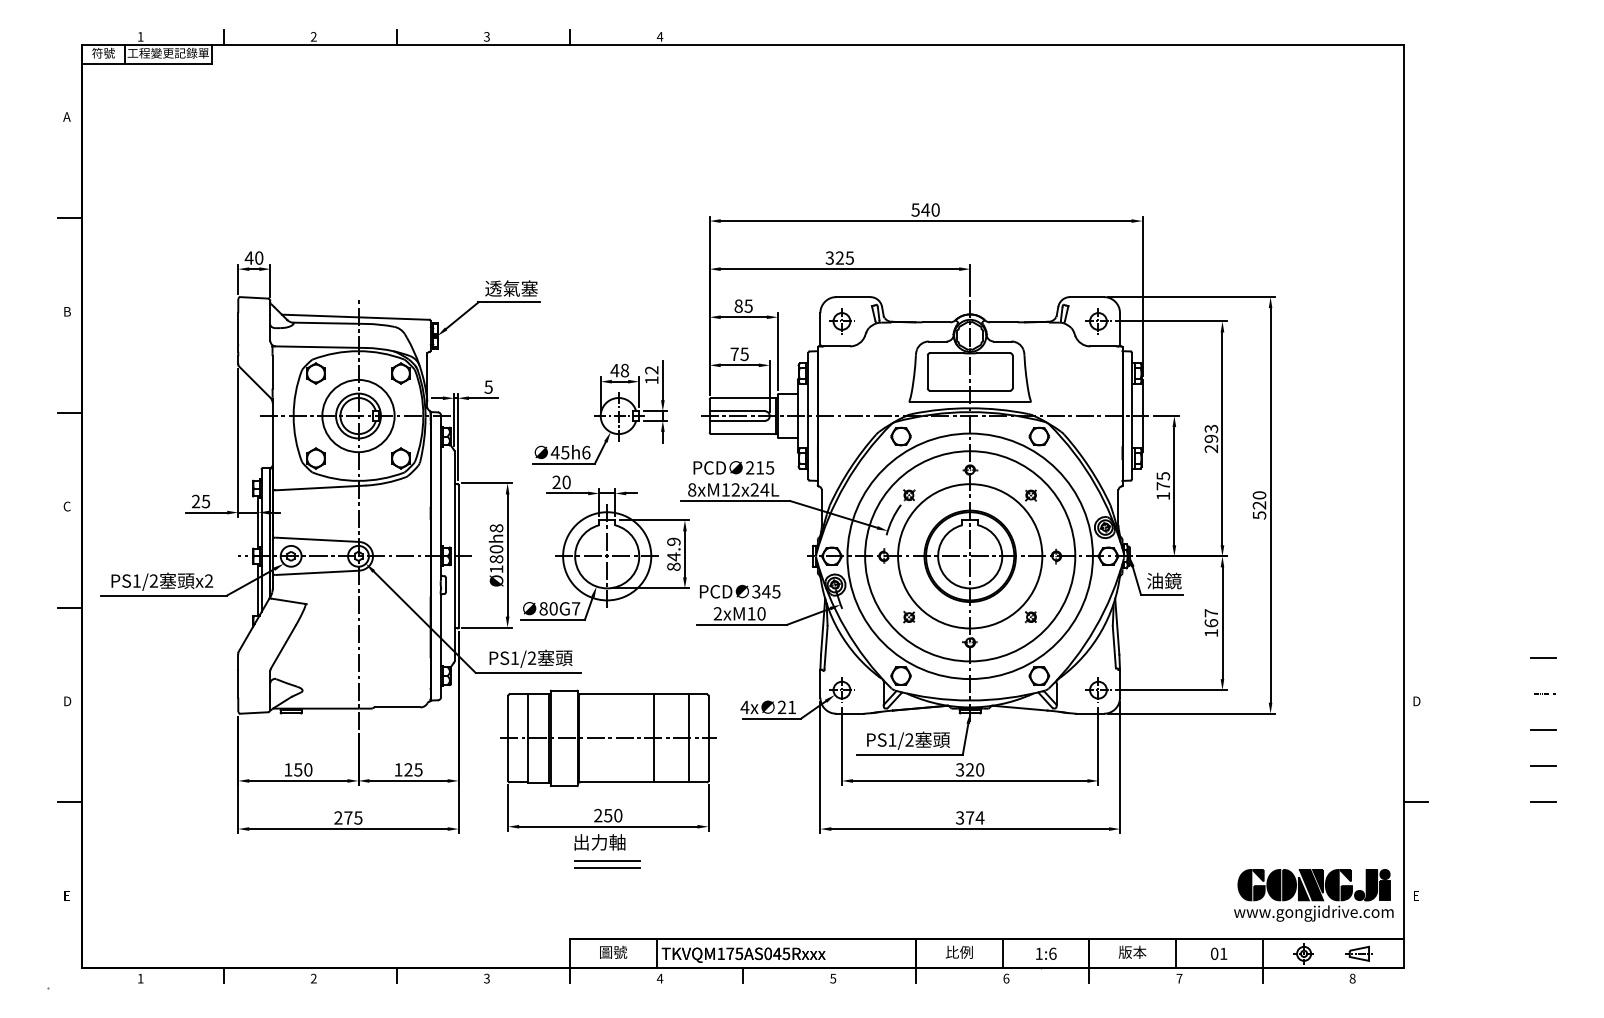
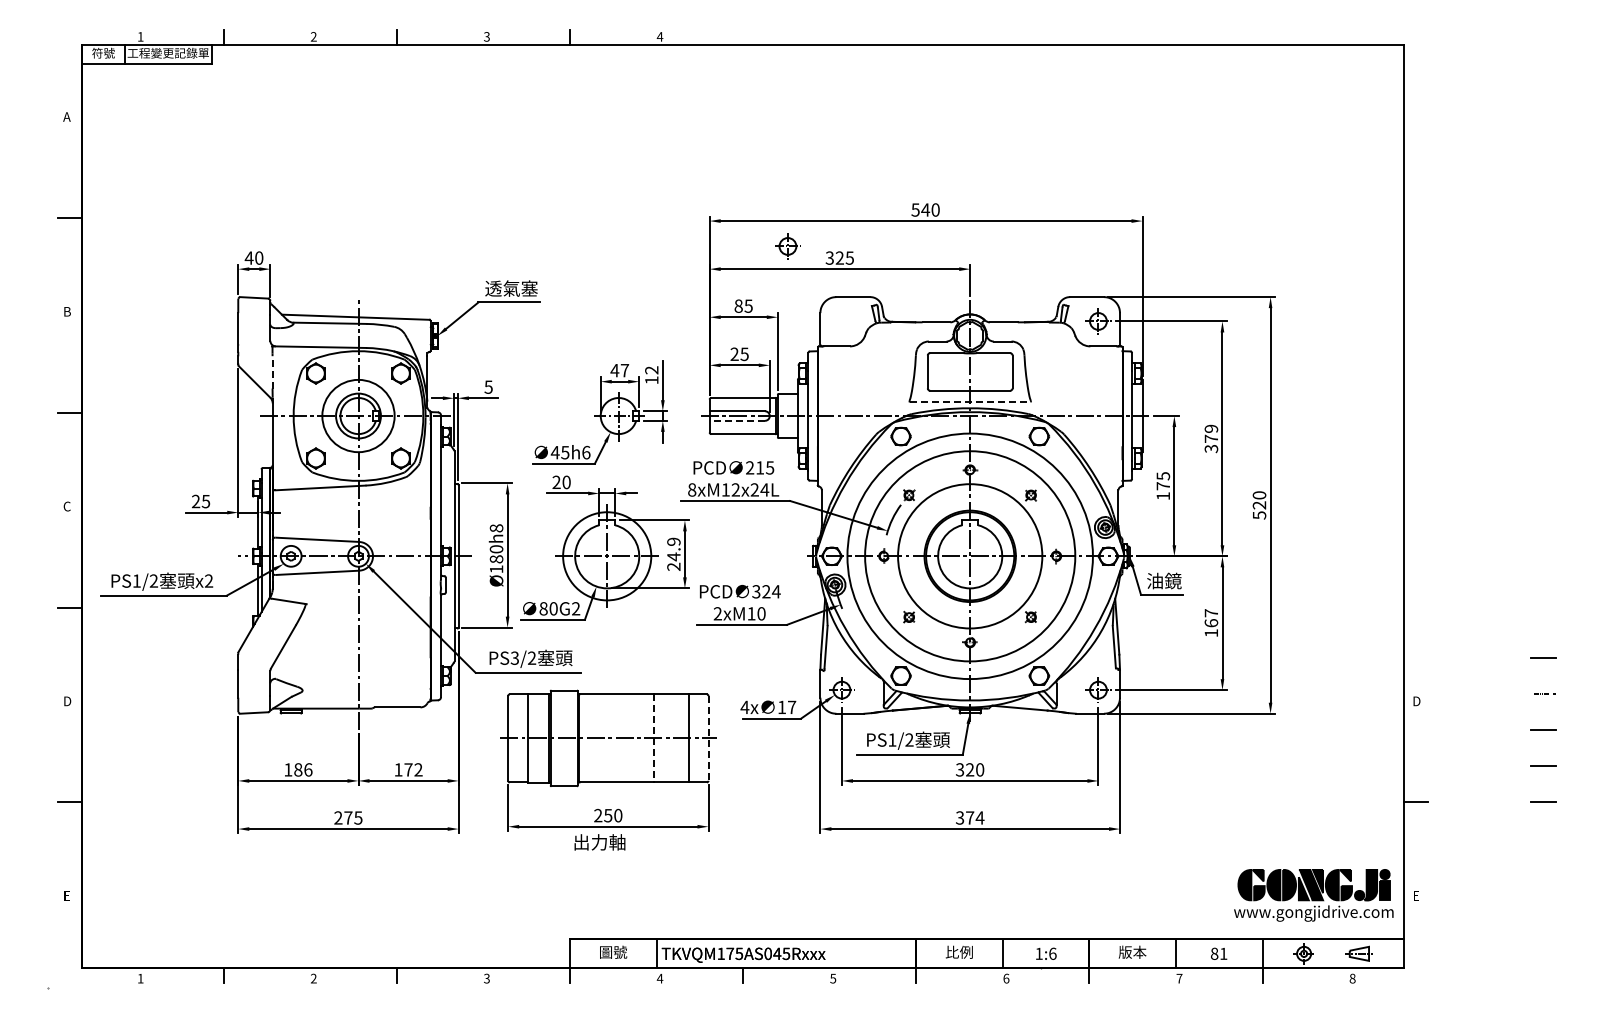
part position: (841, 321) -> (787, 246) (787, 246)
text: 75 -> 25 (734, 353)
text: 48 -> 47 (624, 370)
line: solid -> dashed (272, 371)
line: solid -> dashed (970, 401)
line: solid -> dashed (737, 420)
text: 293 -> 379 (1211, 438)
text: 84.9 -> 24.9 (673, 566)
text: 345 -> 324 (770, 591)
text: 80G7 -> 80G2 (576, 608)
text: PS1/2 -> PS3/2 (514, 657)
text: 21 -> 17 (786, 706)
line: solid -> dashed (654, 738)
line: solid -> dashed (708, 738)
text: 150 -> 186 (303, 769)
text: 125 -> 172 (413, 769)
line: present -> none (607, 861)
line: present -> none (607, 867)
text: 01 -> 81 (1214, 953)
